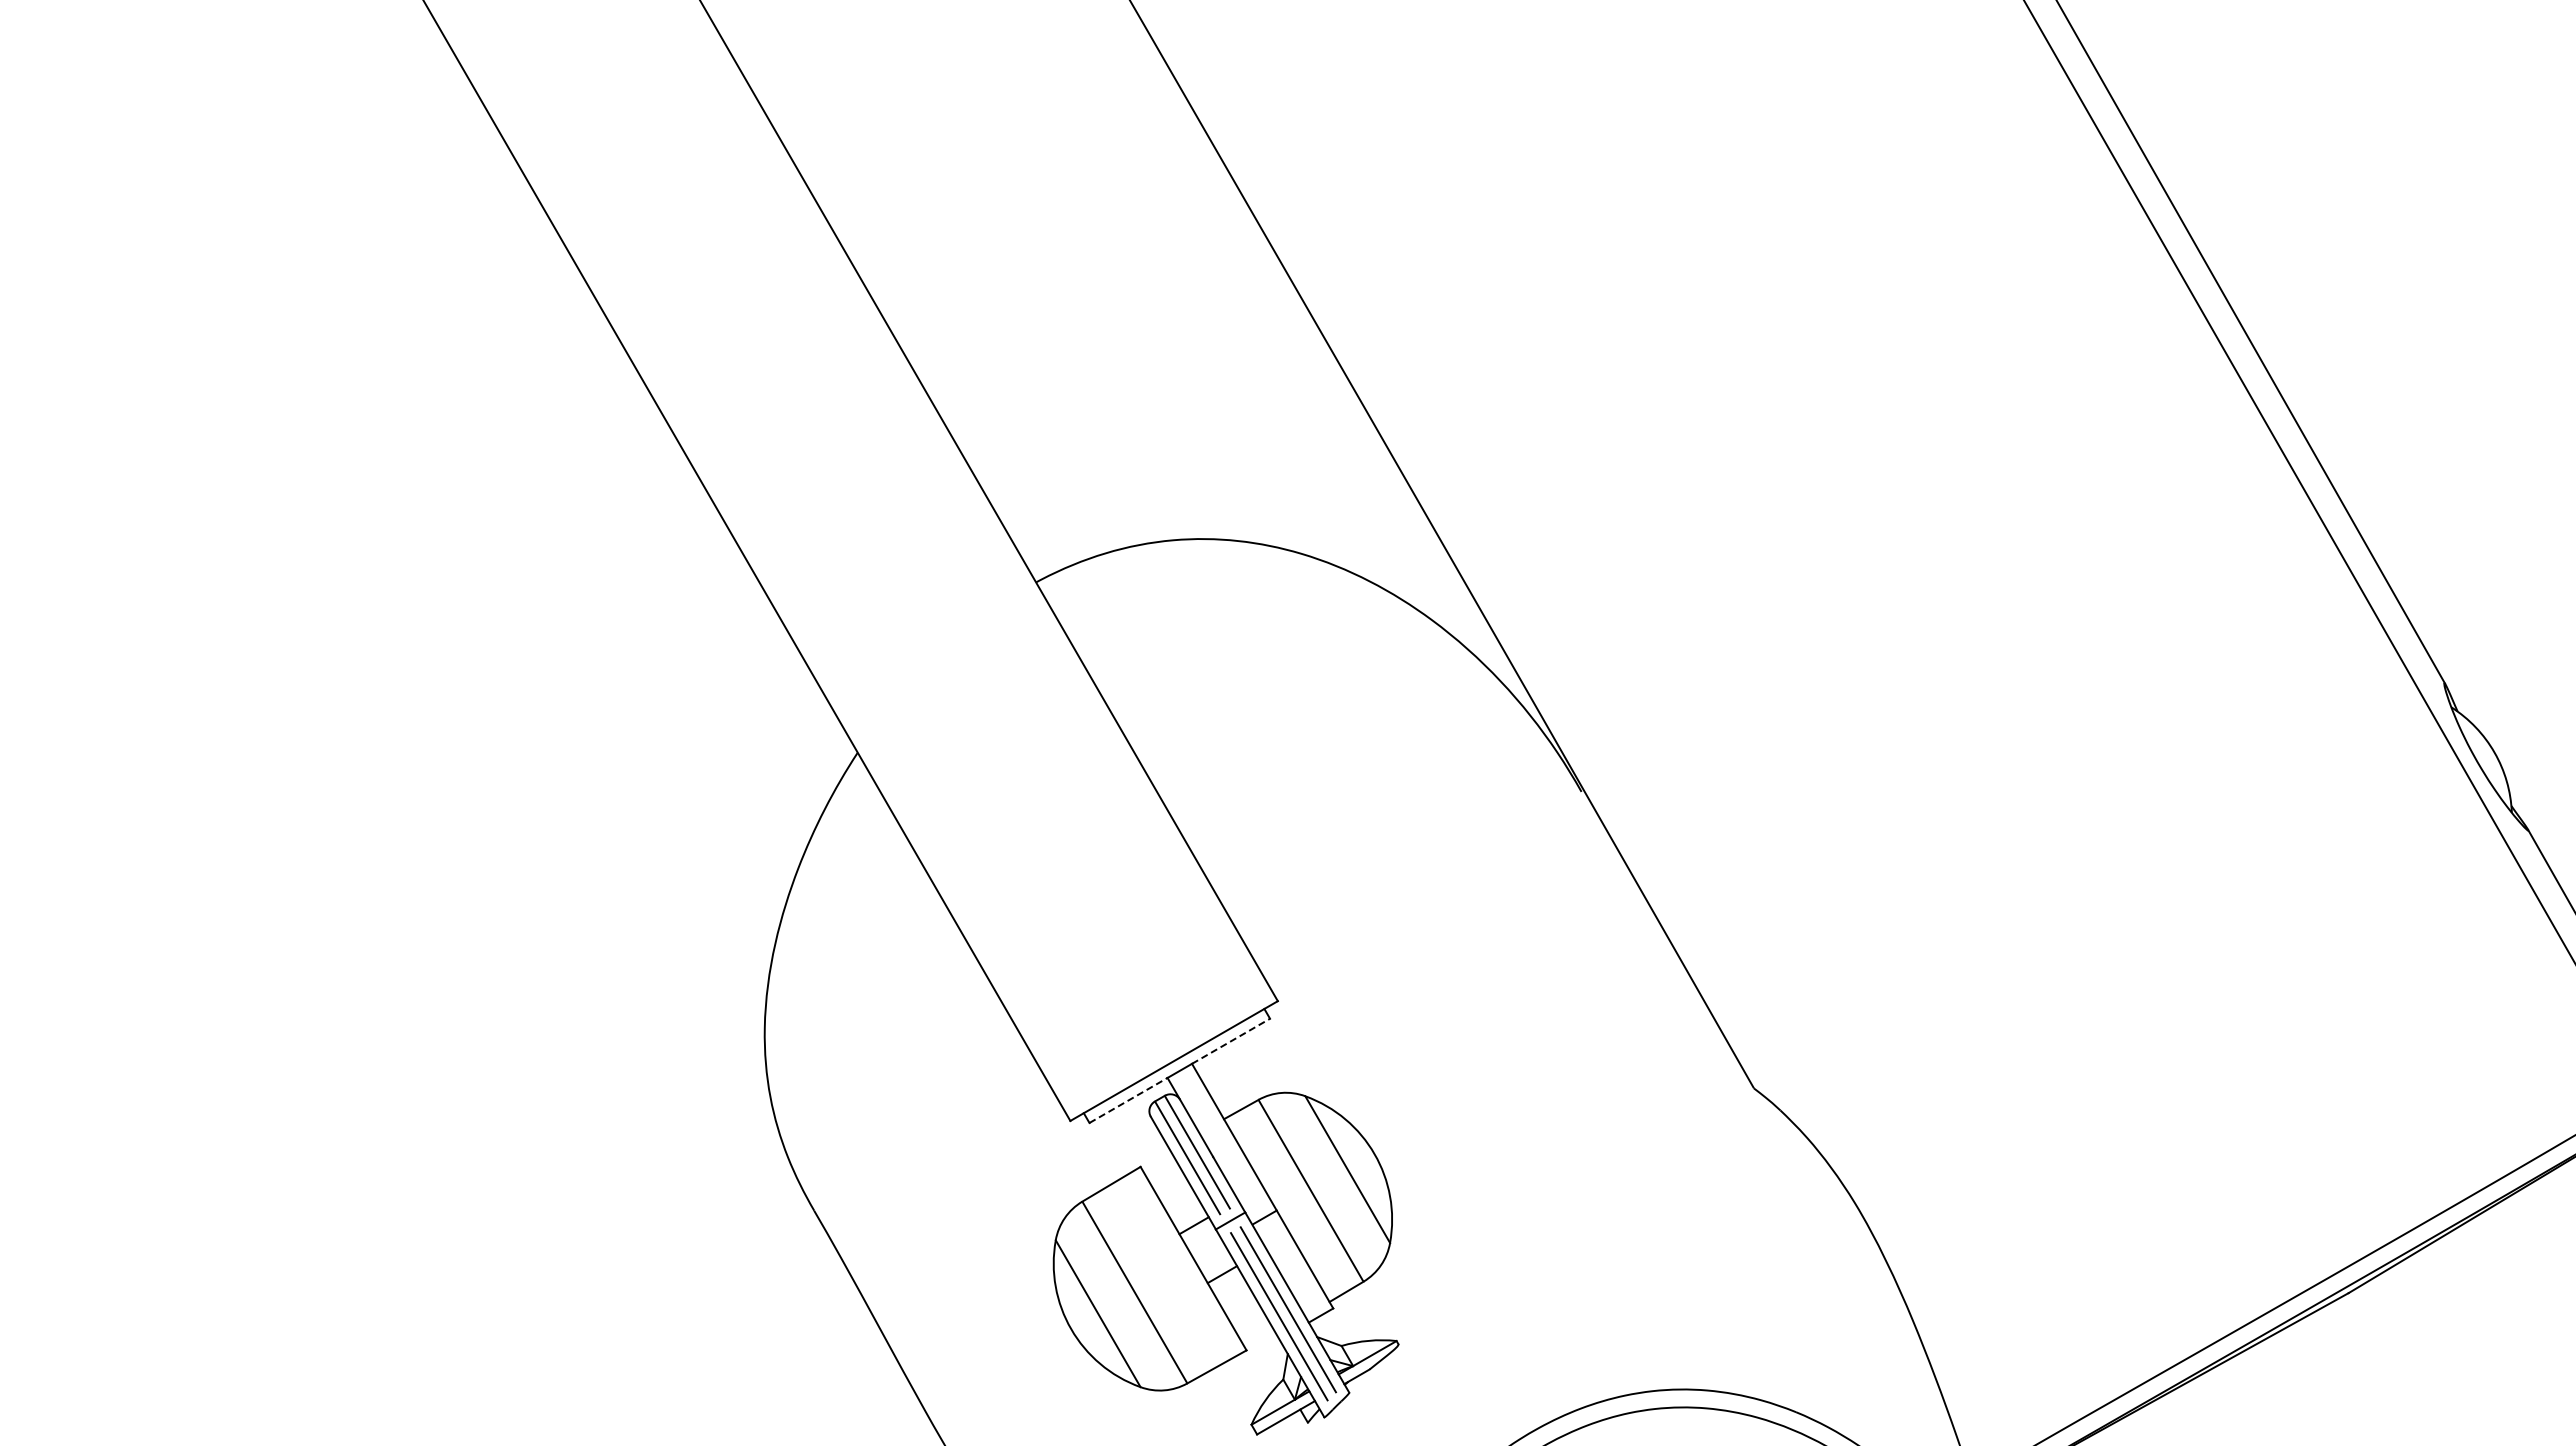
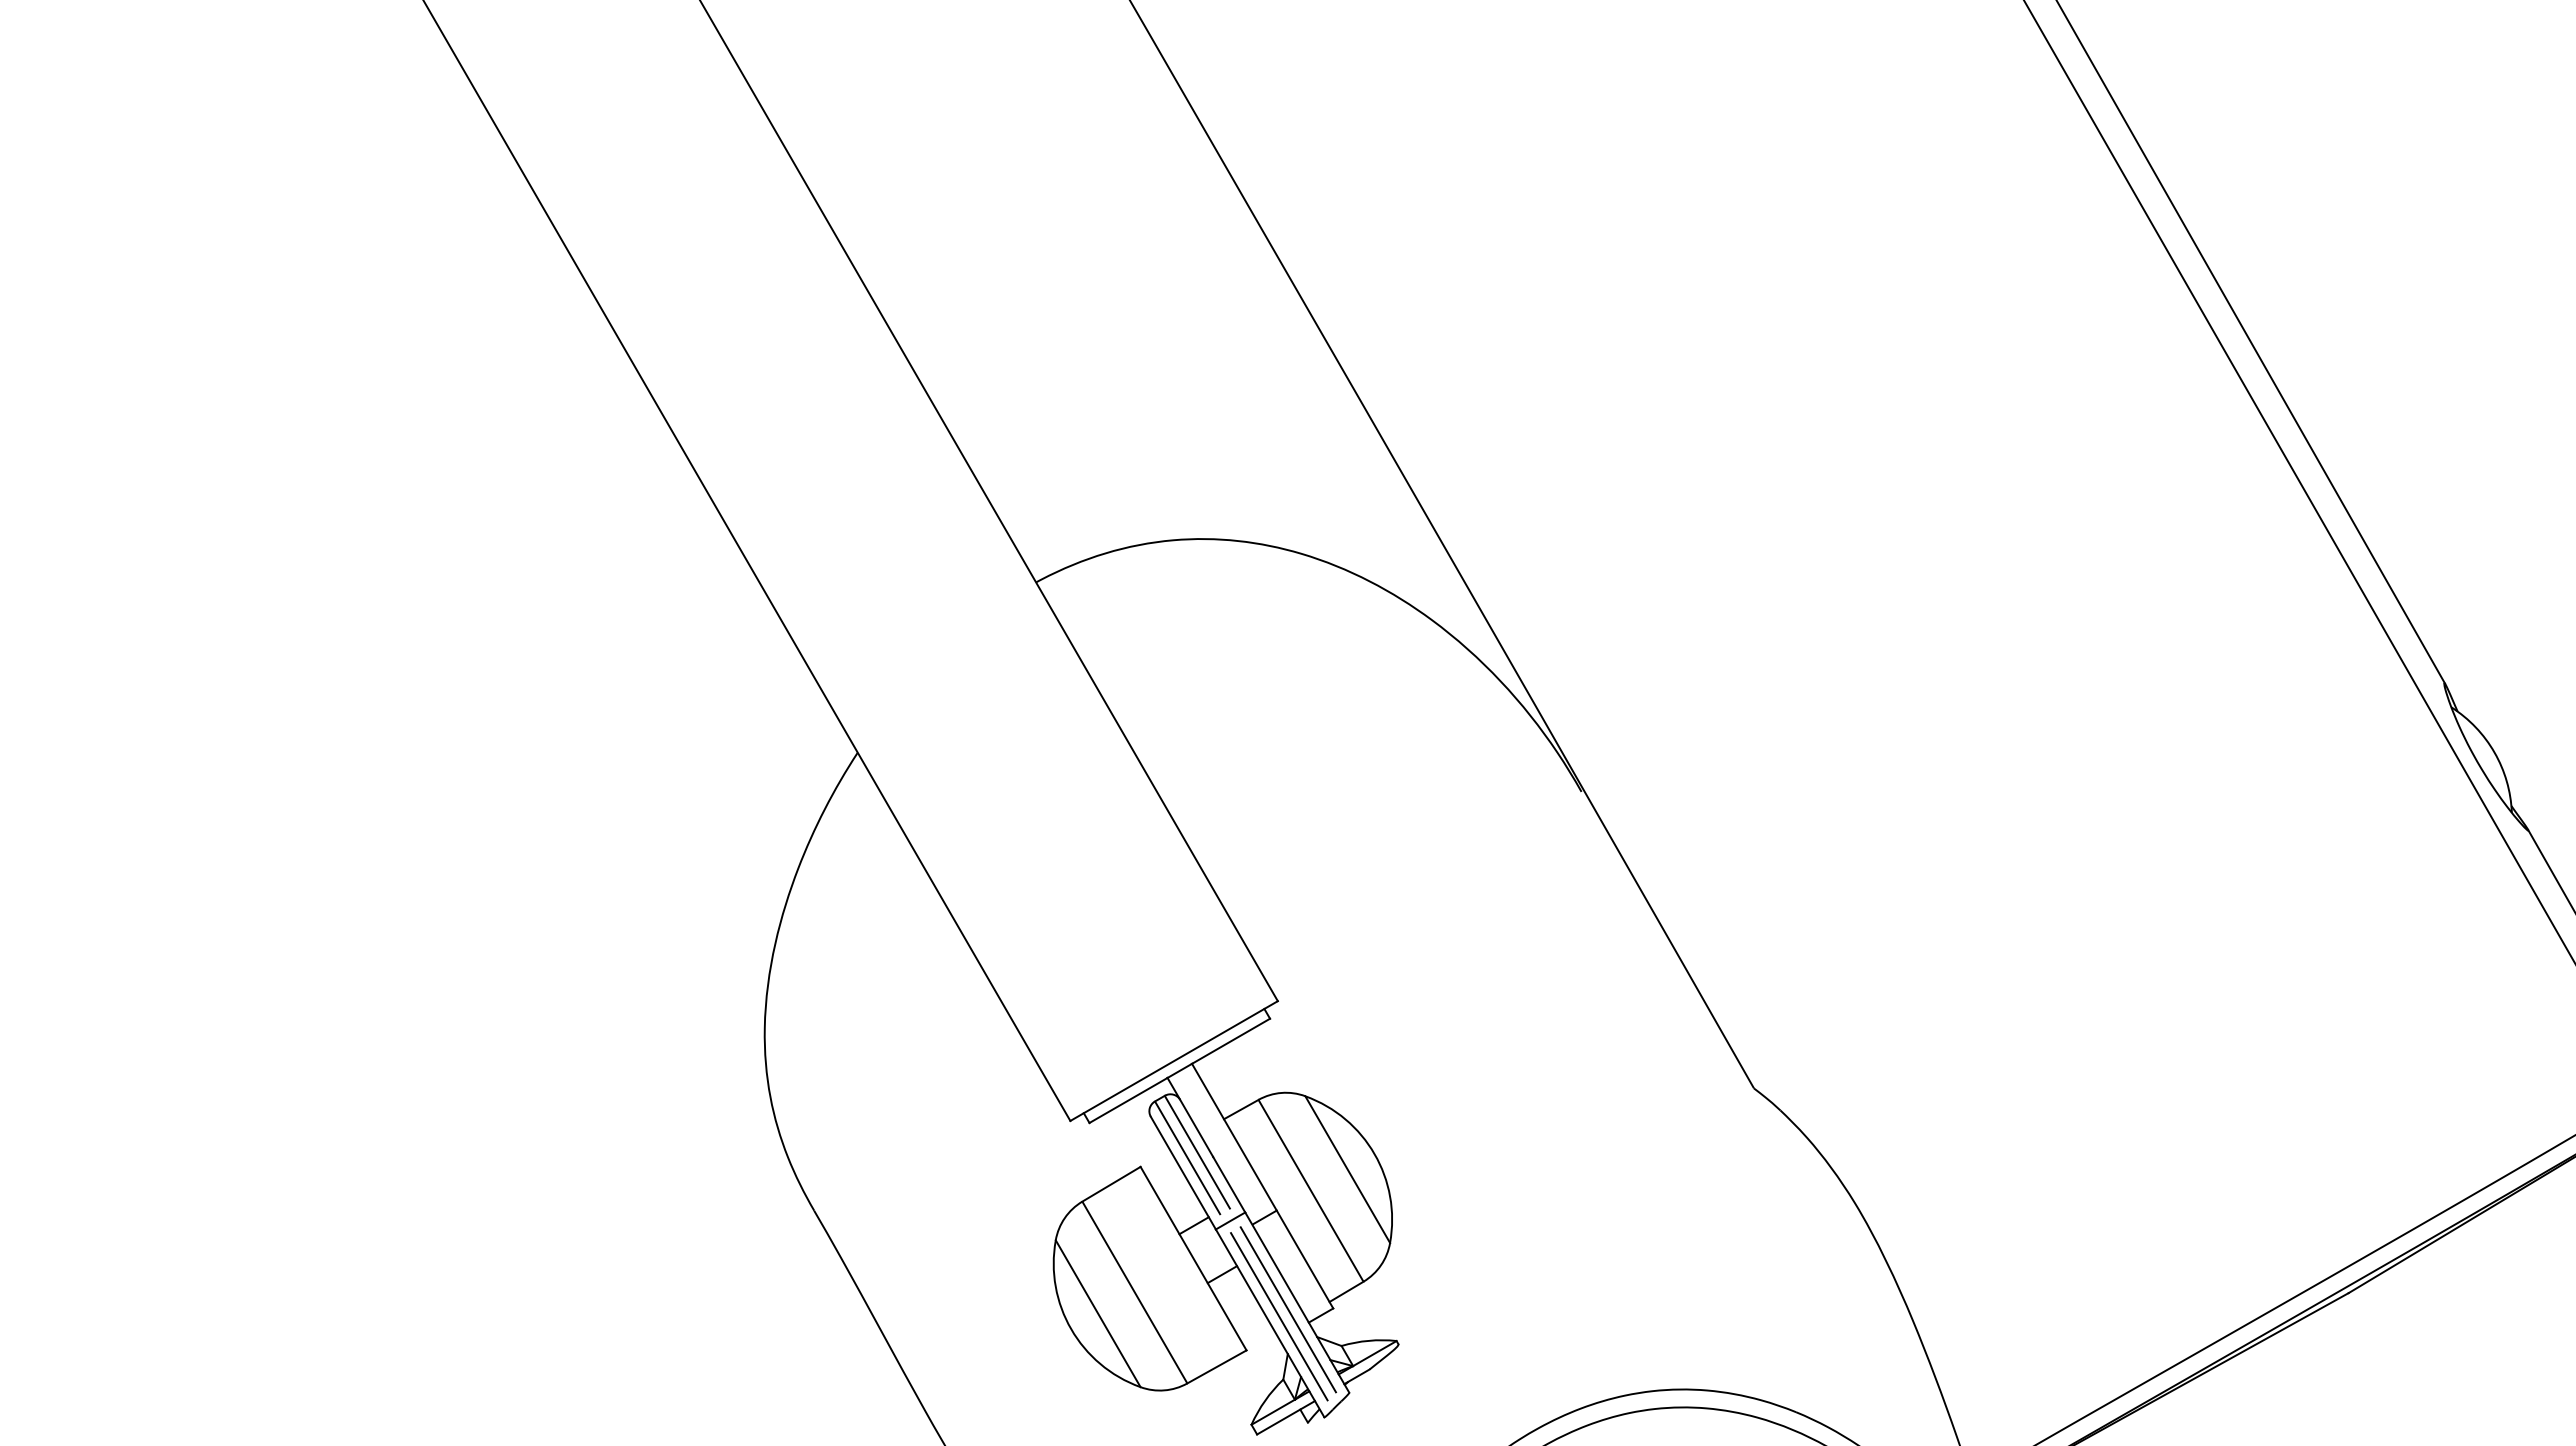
line: dashed -> solid (1231, 1041)
line: dashed -> solid (1128, 1100)
